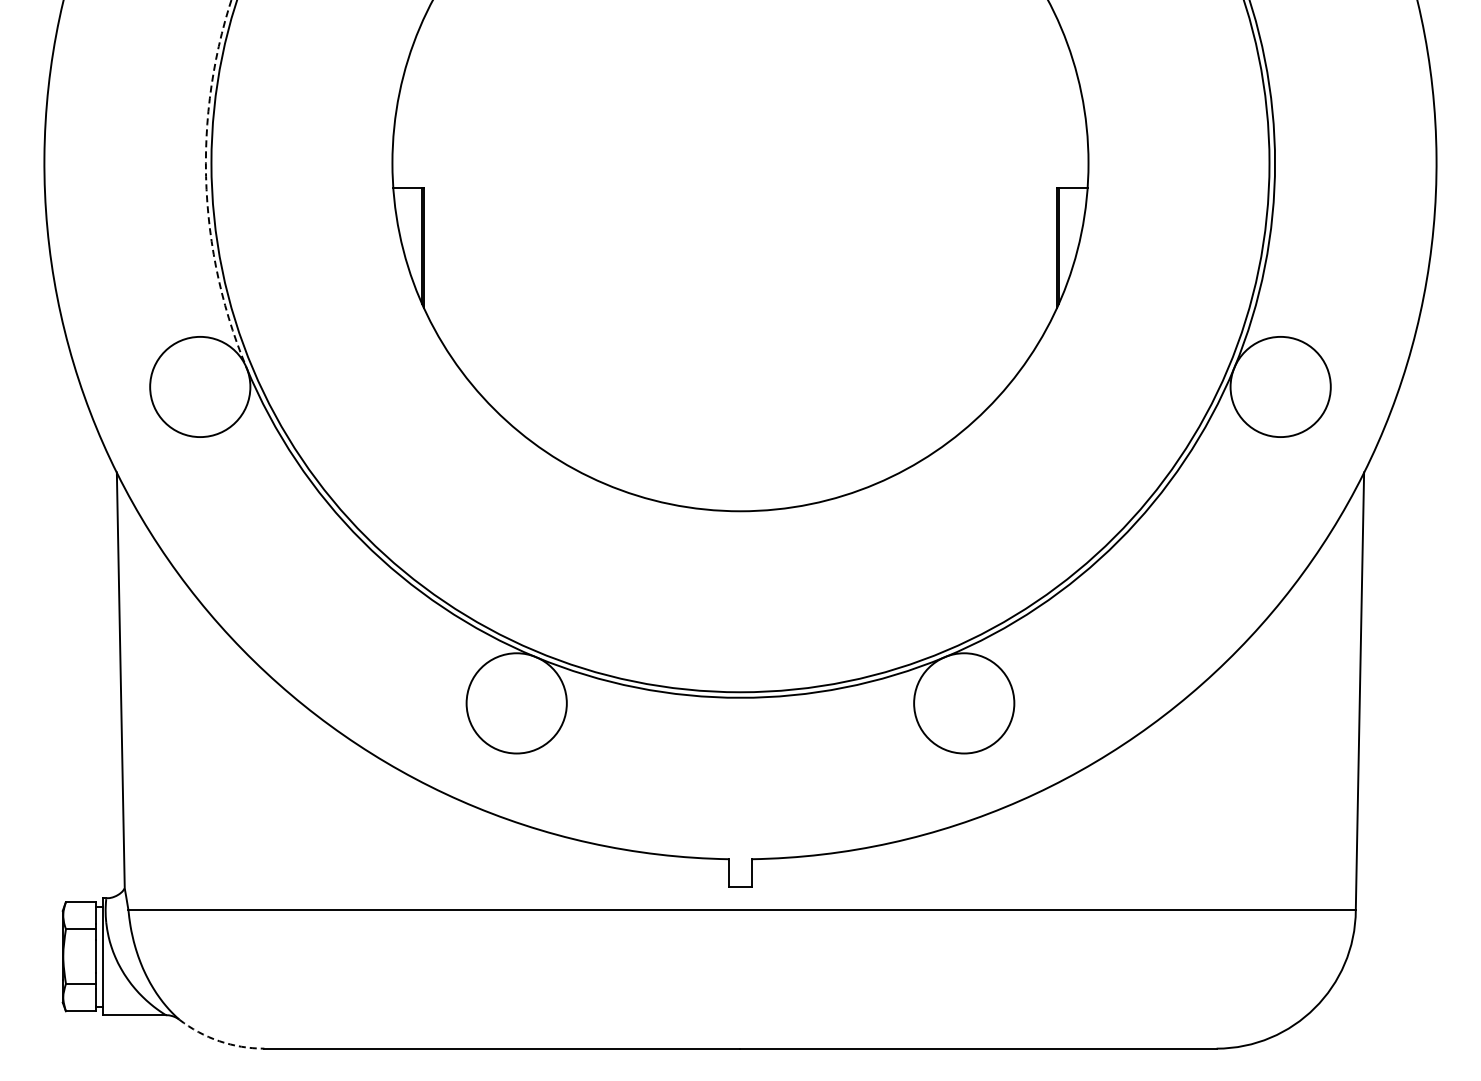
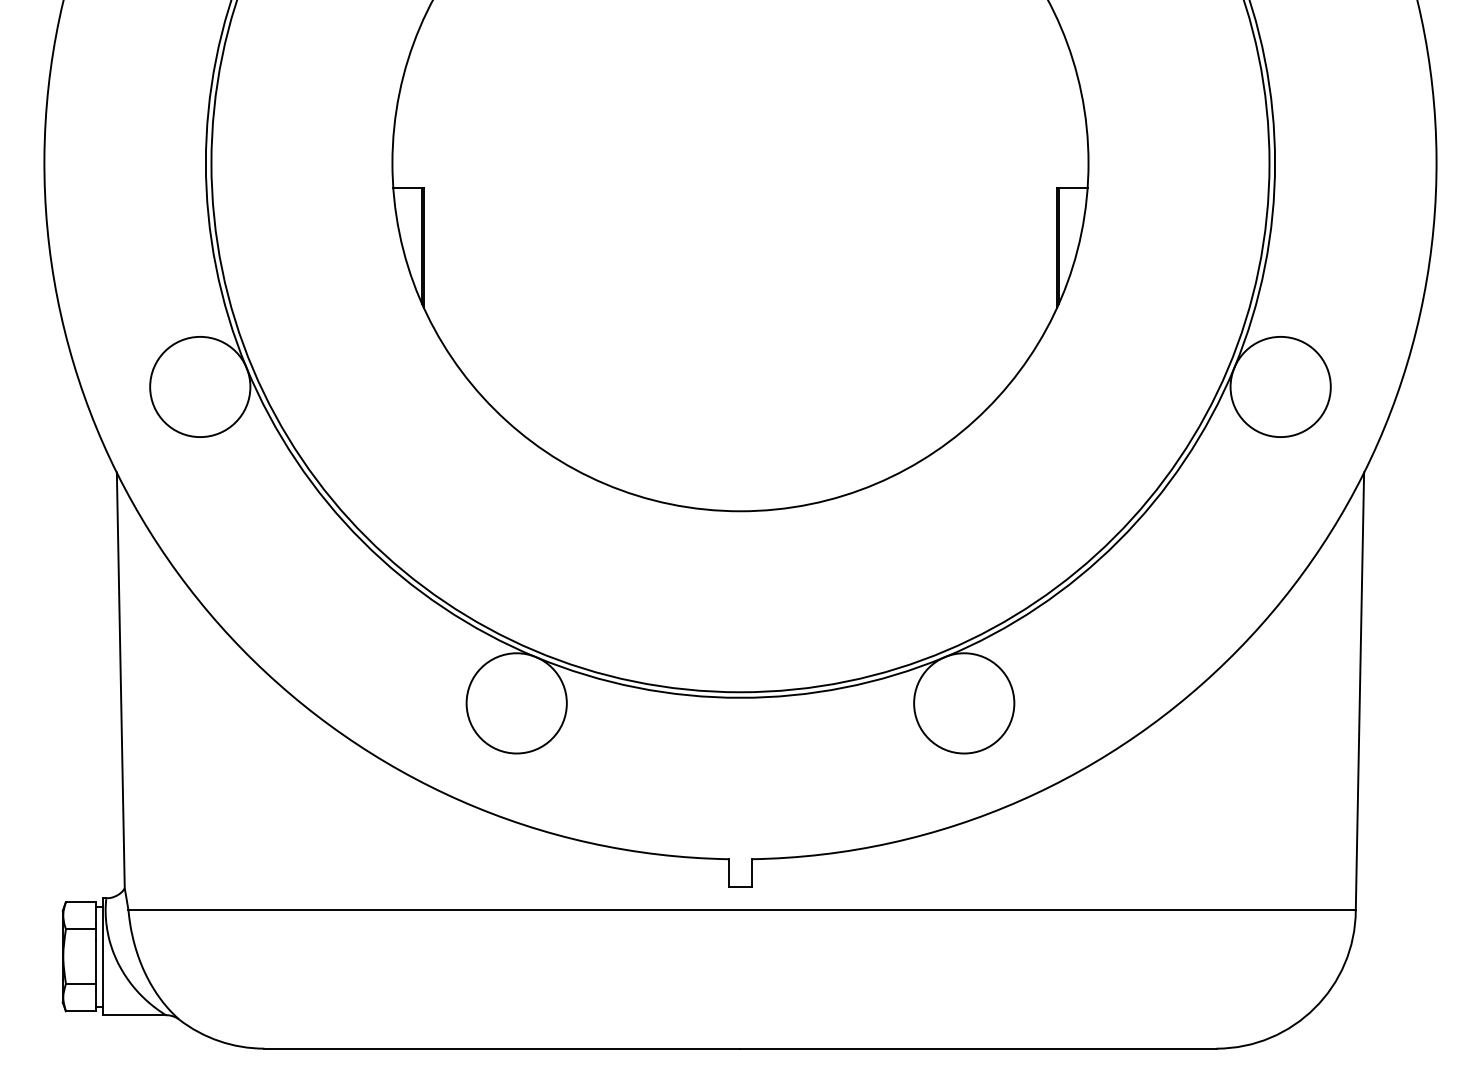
arc: dashed -> solid (206, 185)
arc: dashed -> solid (219, 1041)
